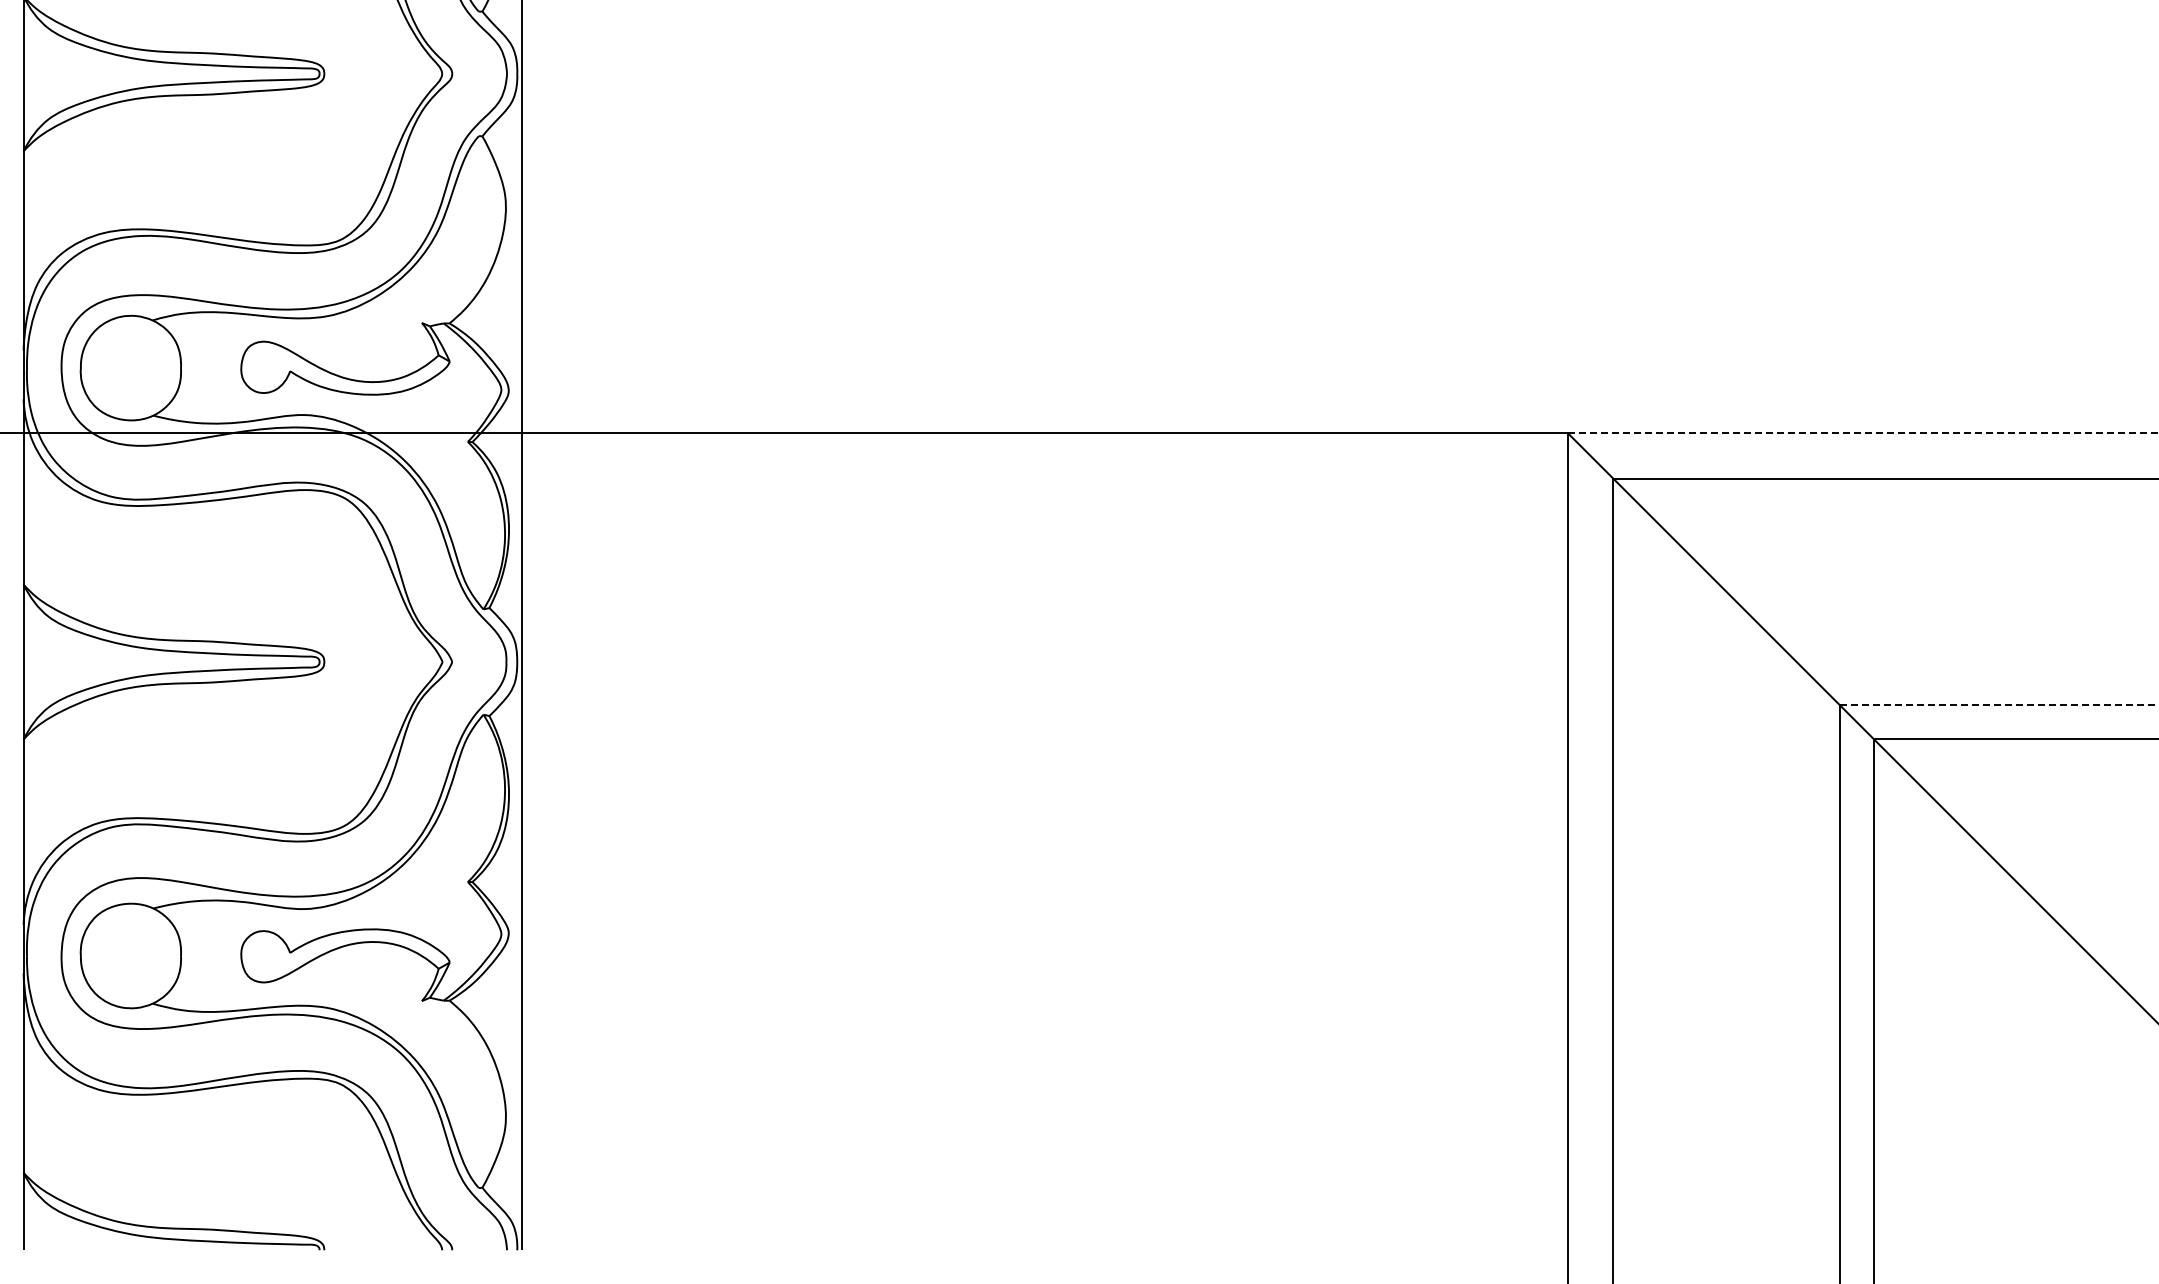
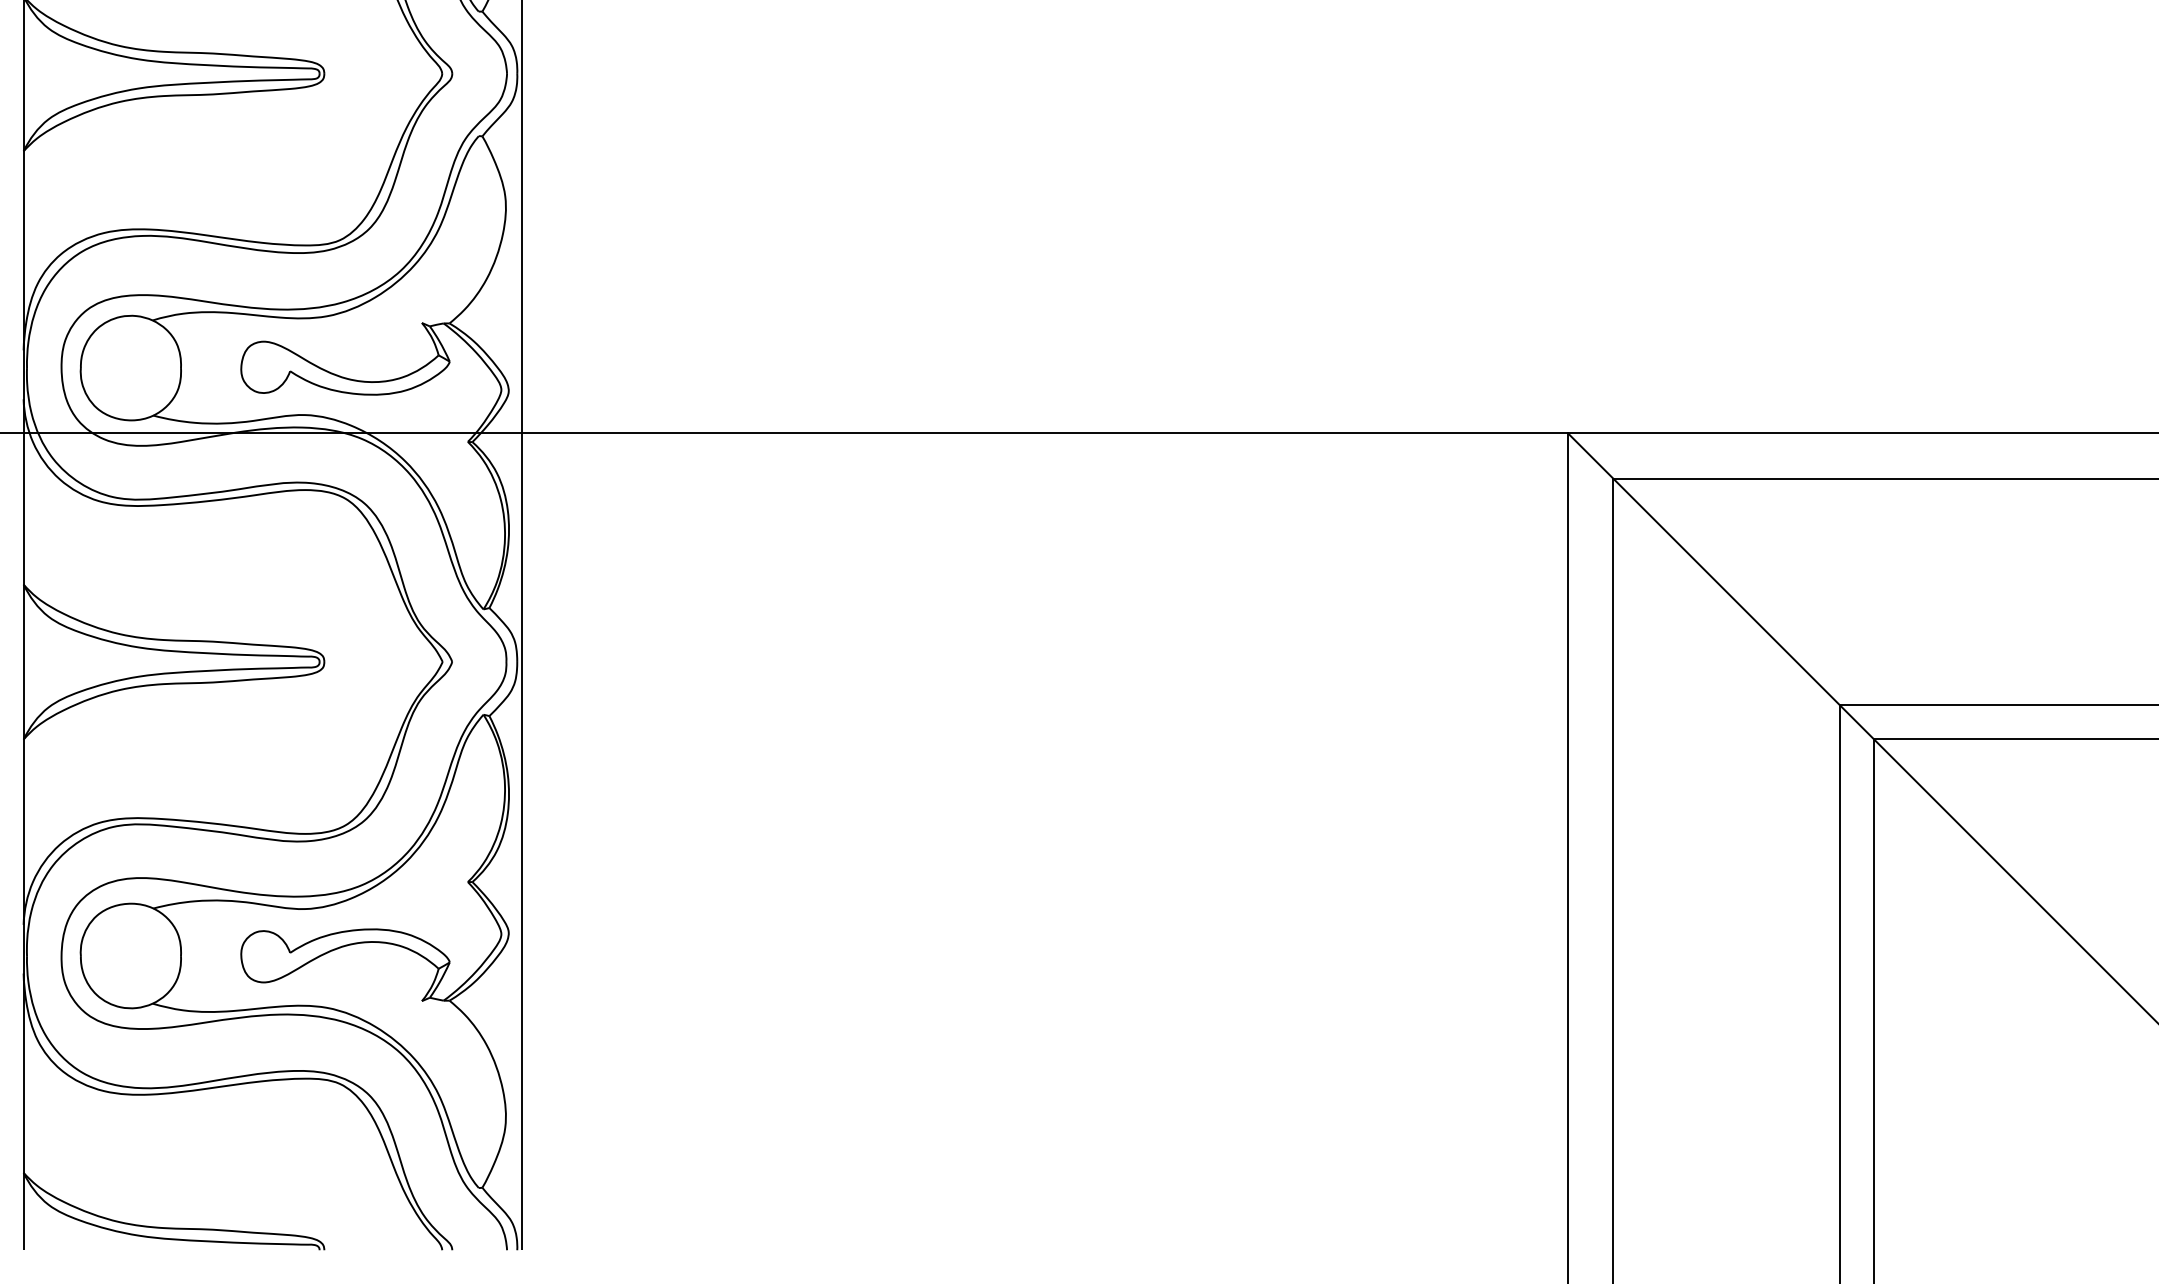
line: dashed -> solid (1864, 433)
line: dashed -> solid (1999, 705)
